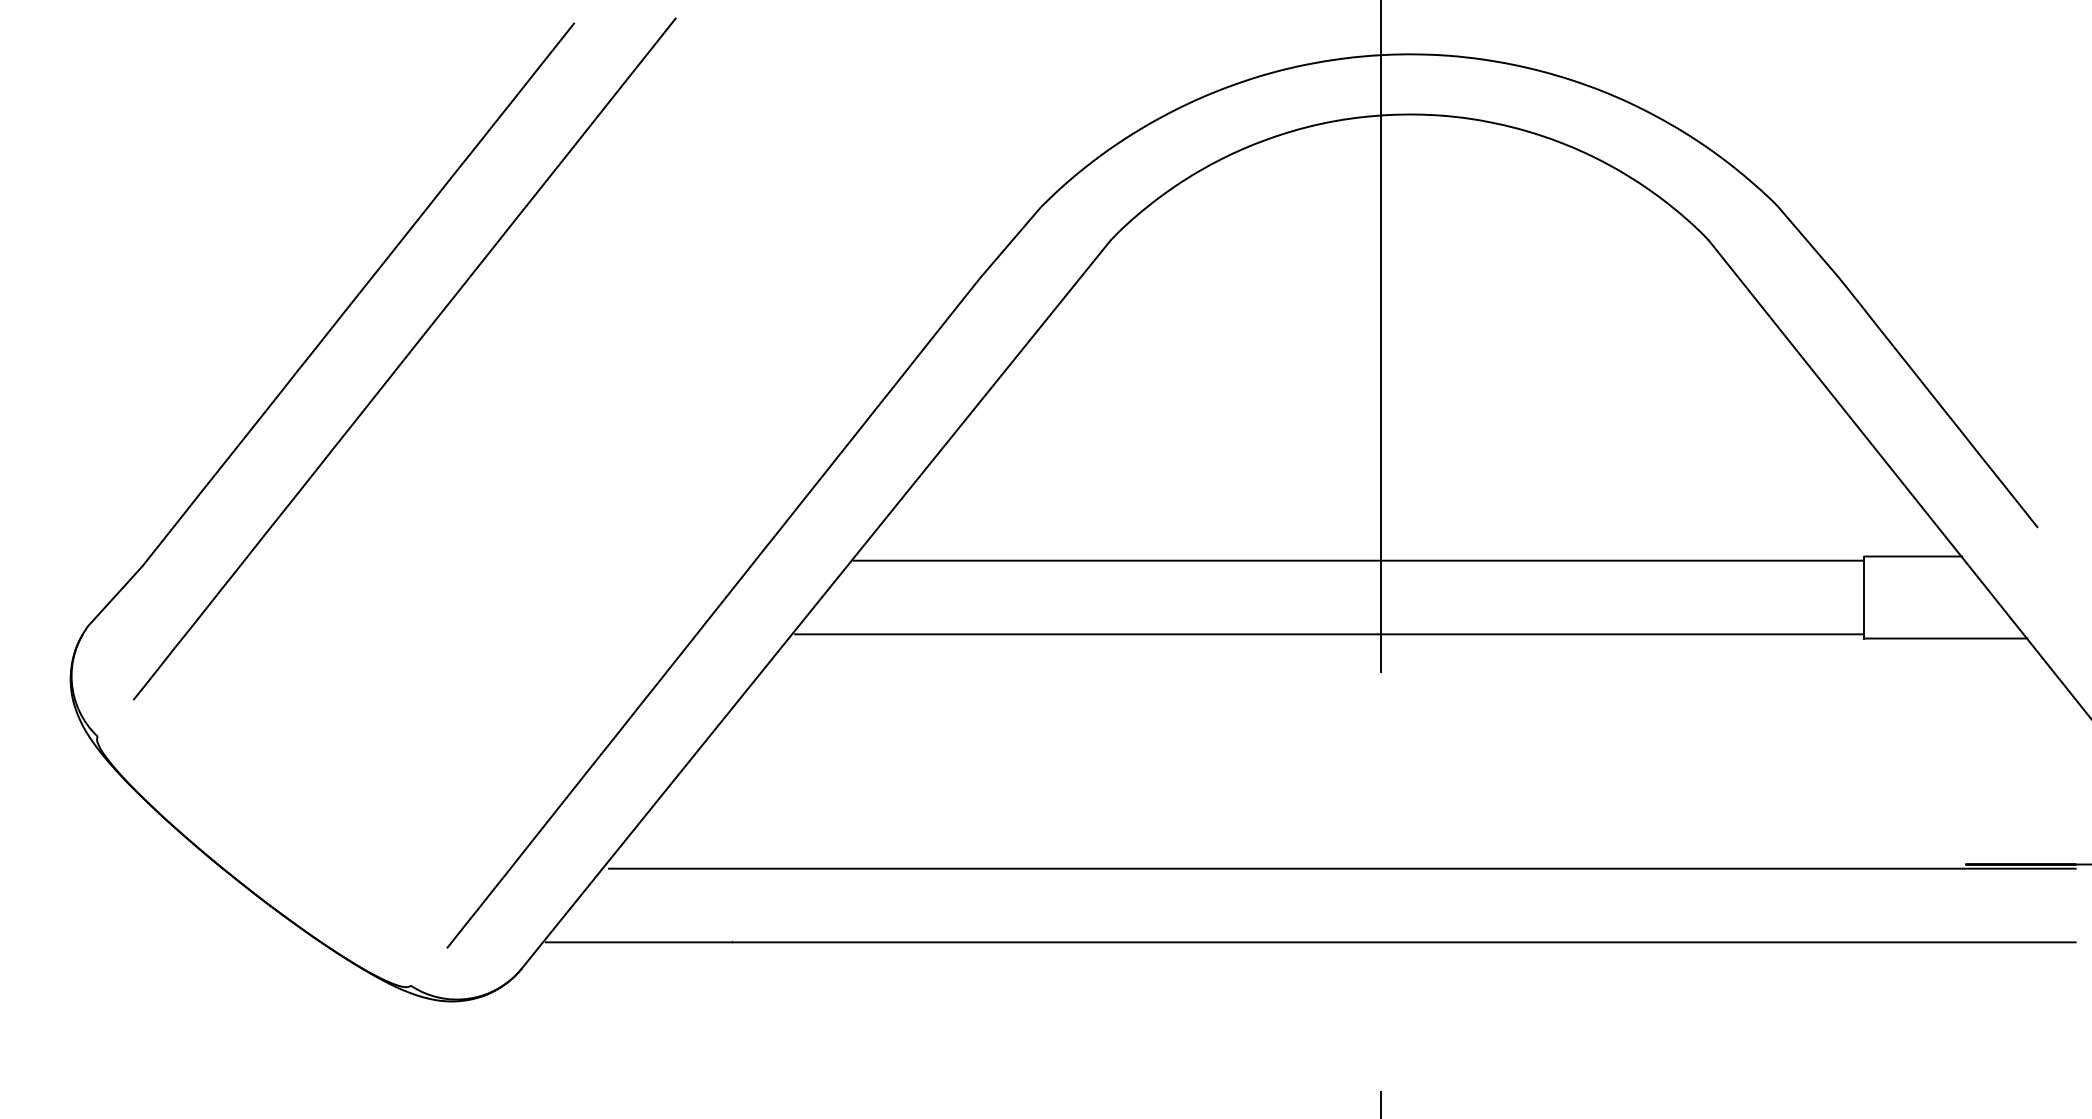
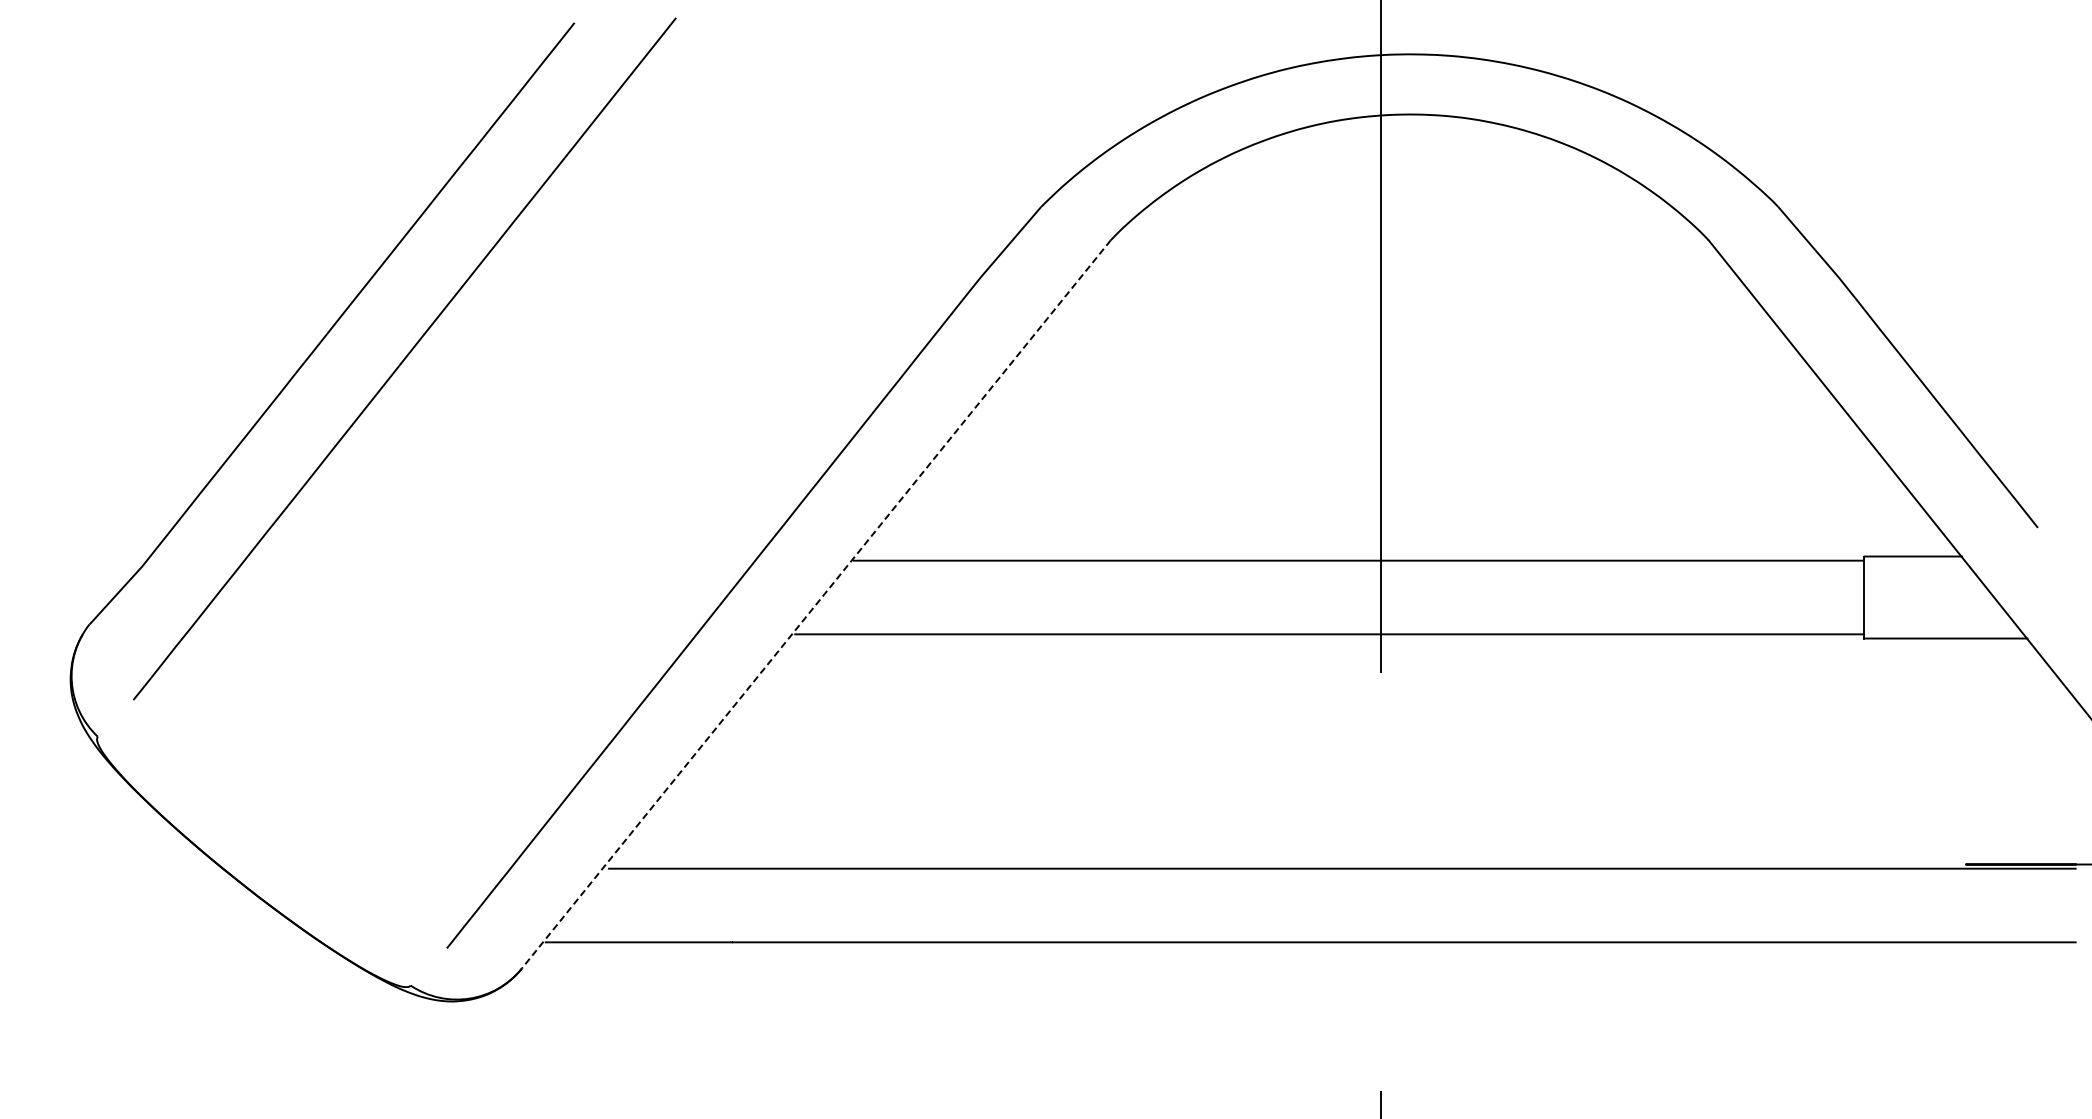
line: solid -> dashed (816, 604)
